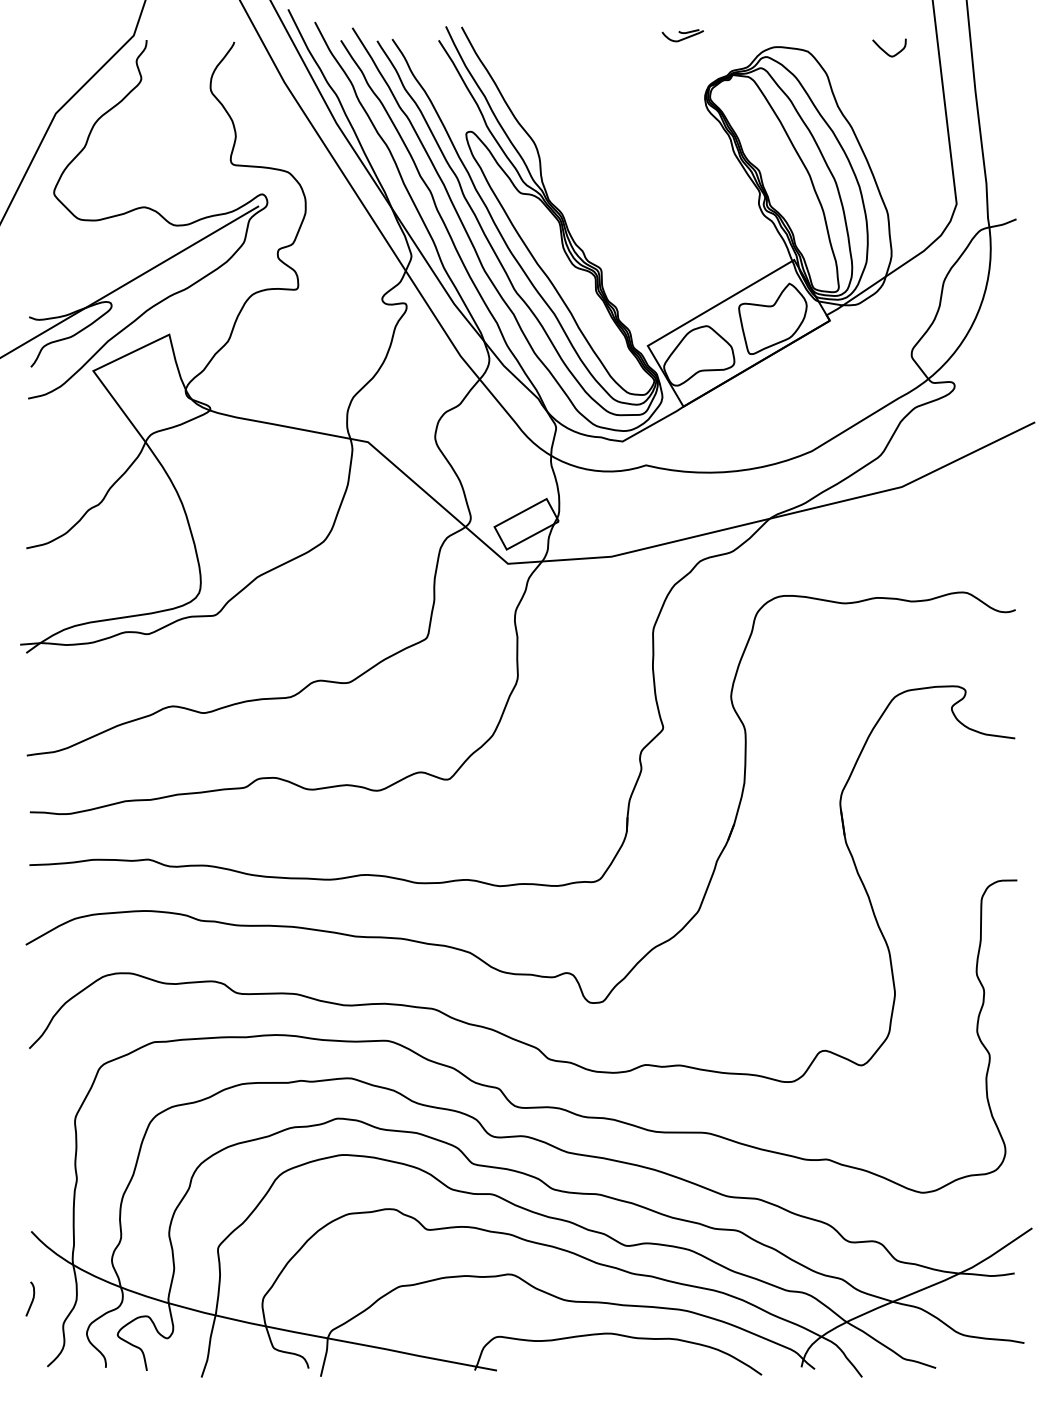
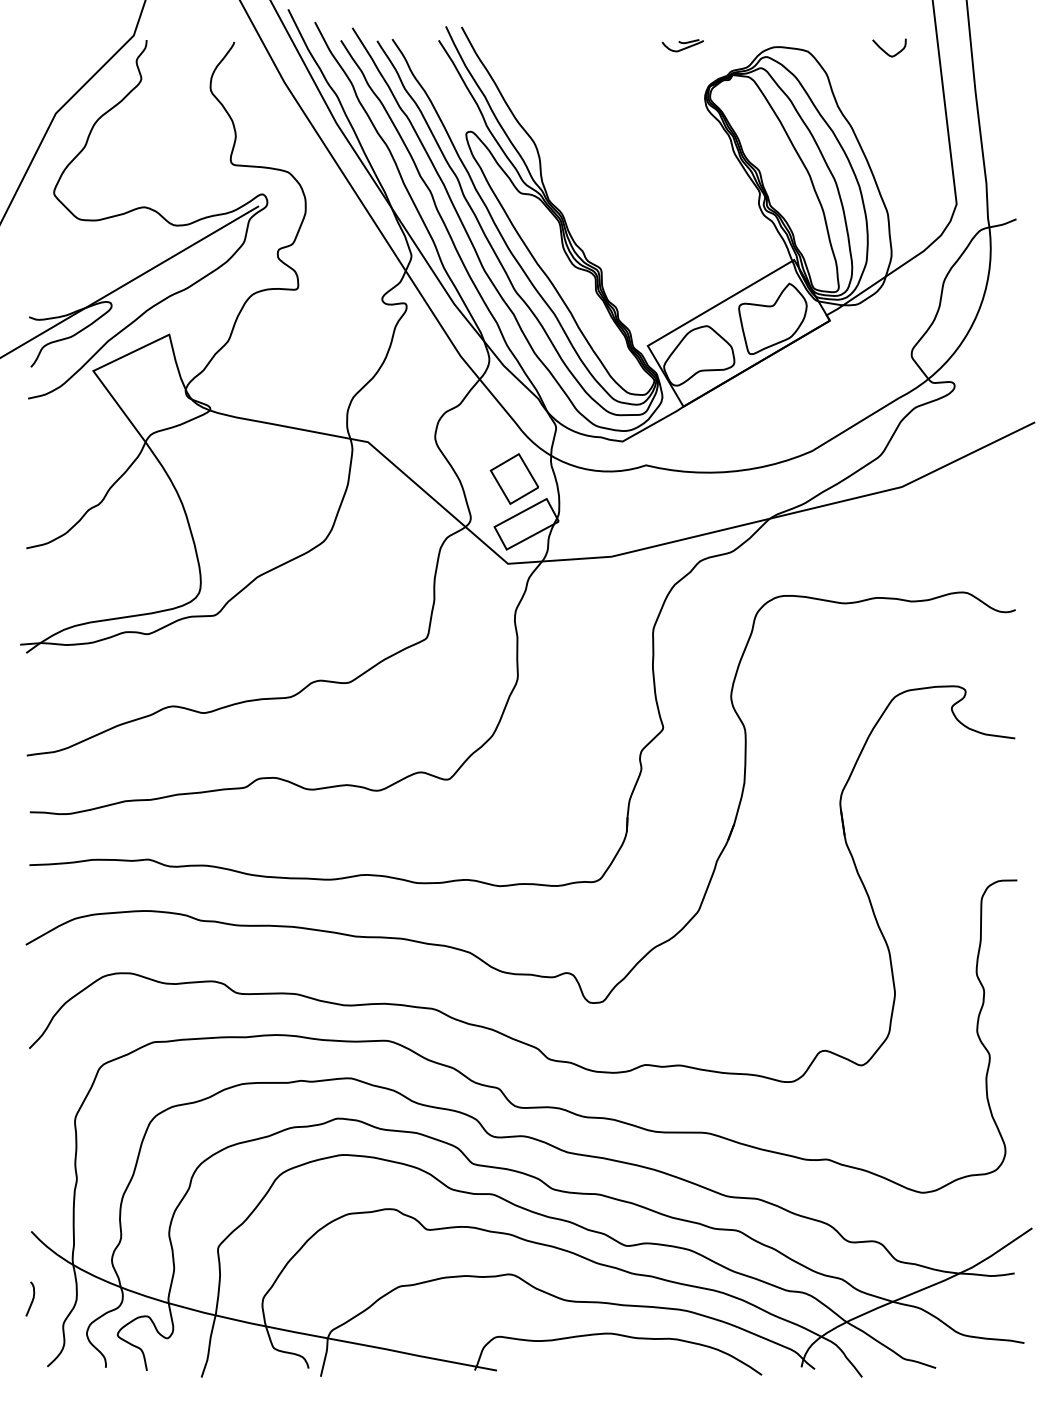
part position: (682, 35) -> (682, 45) (682, 45)
part: none -> present (514, 478)
